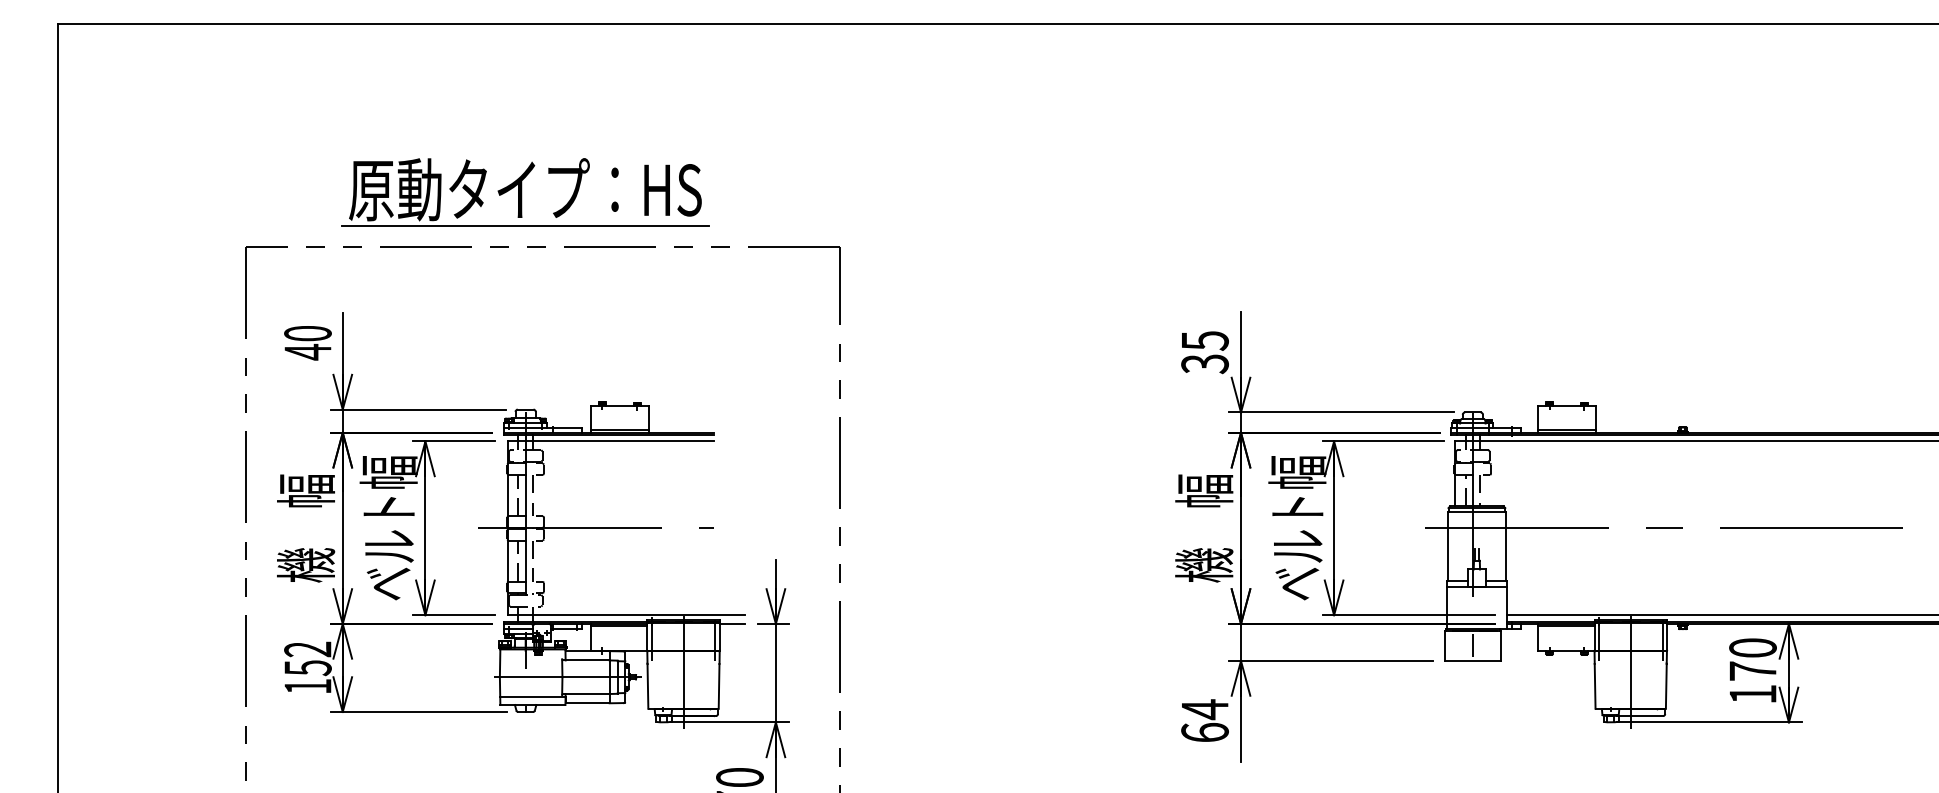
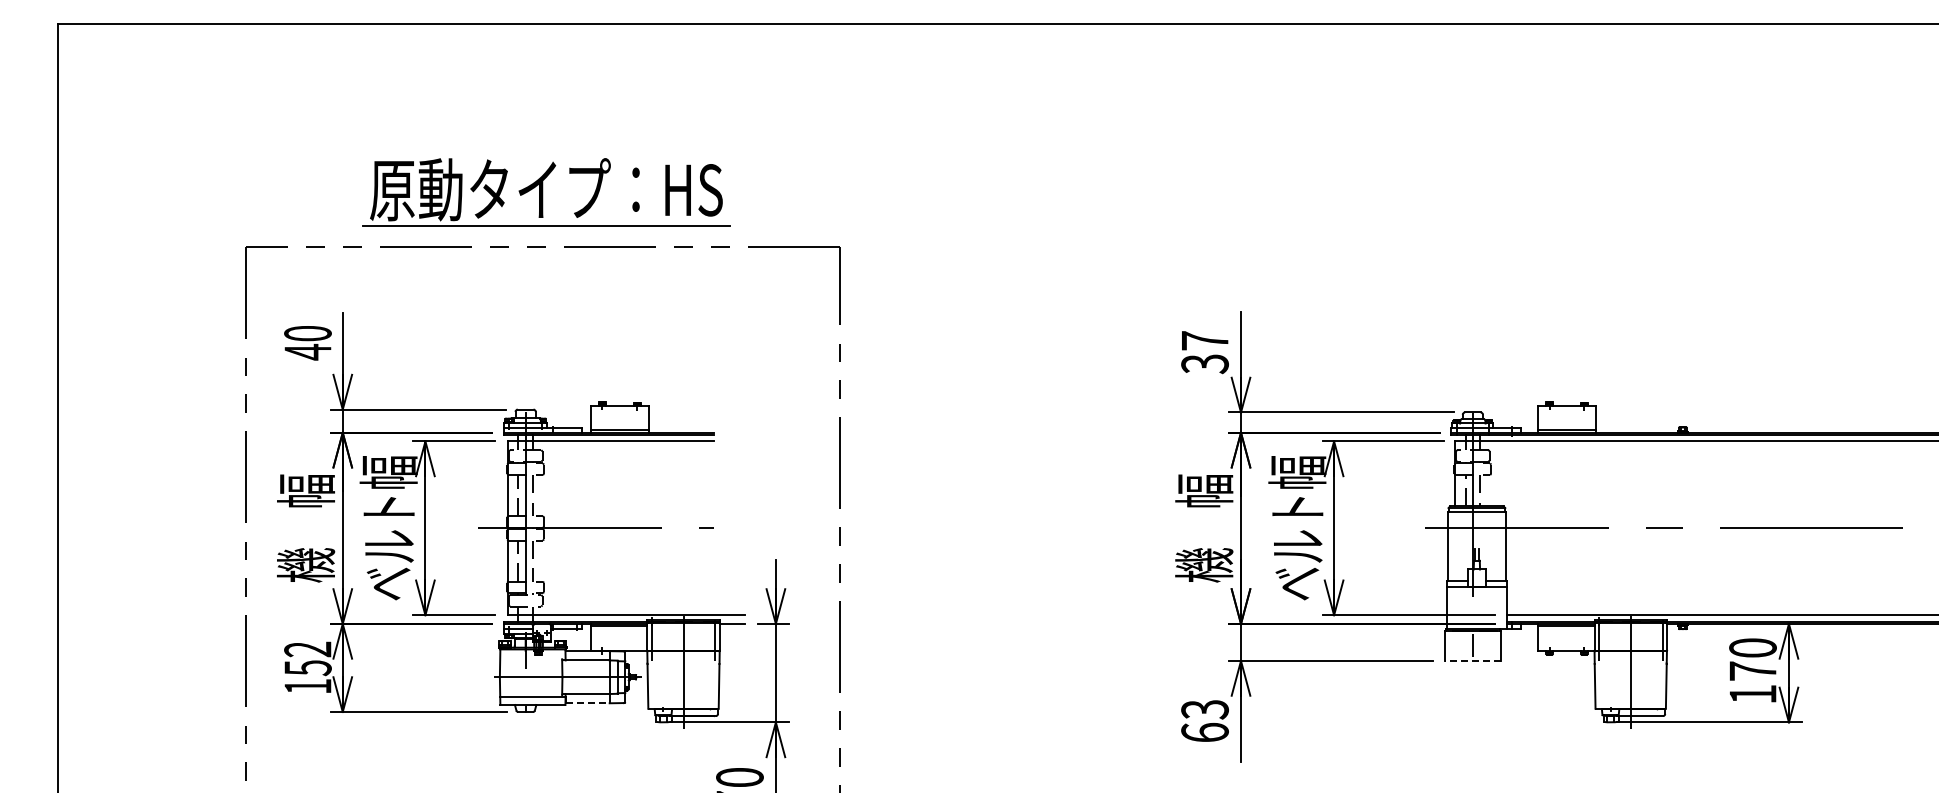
part position: (525, 192) -> (546, 192) (546, 192)
text: 35 -> 37 (1205, 340)
line: solid -> dashed (1472, 661)
line: solid -> dashed (588, 703)
text: 64 -> 63 (1204, 709)
